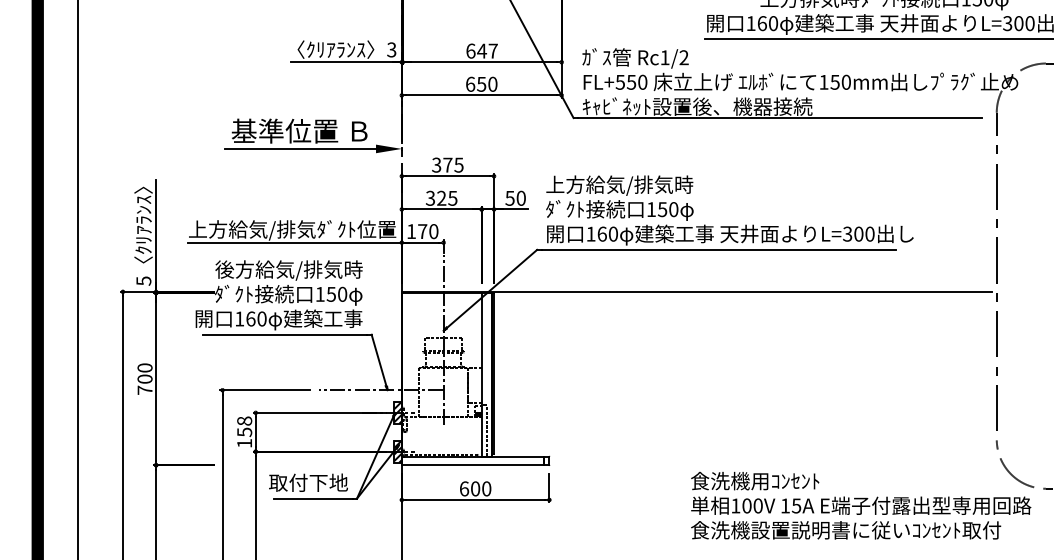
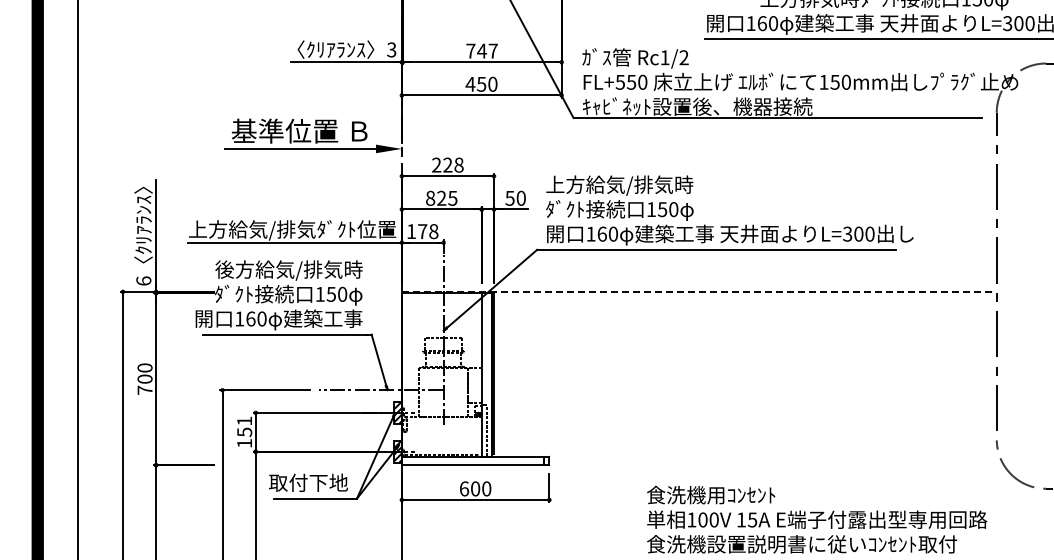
text: 647 -> 747 (470, 50)
text: 650 -> 450 (470, 83)
text: 375 -> 228 (447, 164)
text: 325 -> 825 (430, 197)
text: 170 -> 178 (433, 231)
text: 5 -> 6 (143, 280)
line: solid -> dashed (696, 291)
text: 158 -> 151 (244, 420)
text position: (861, 505) -> (817, 519) (817, 519)
